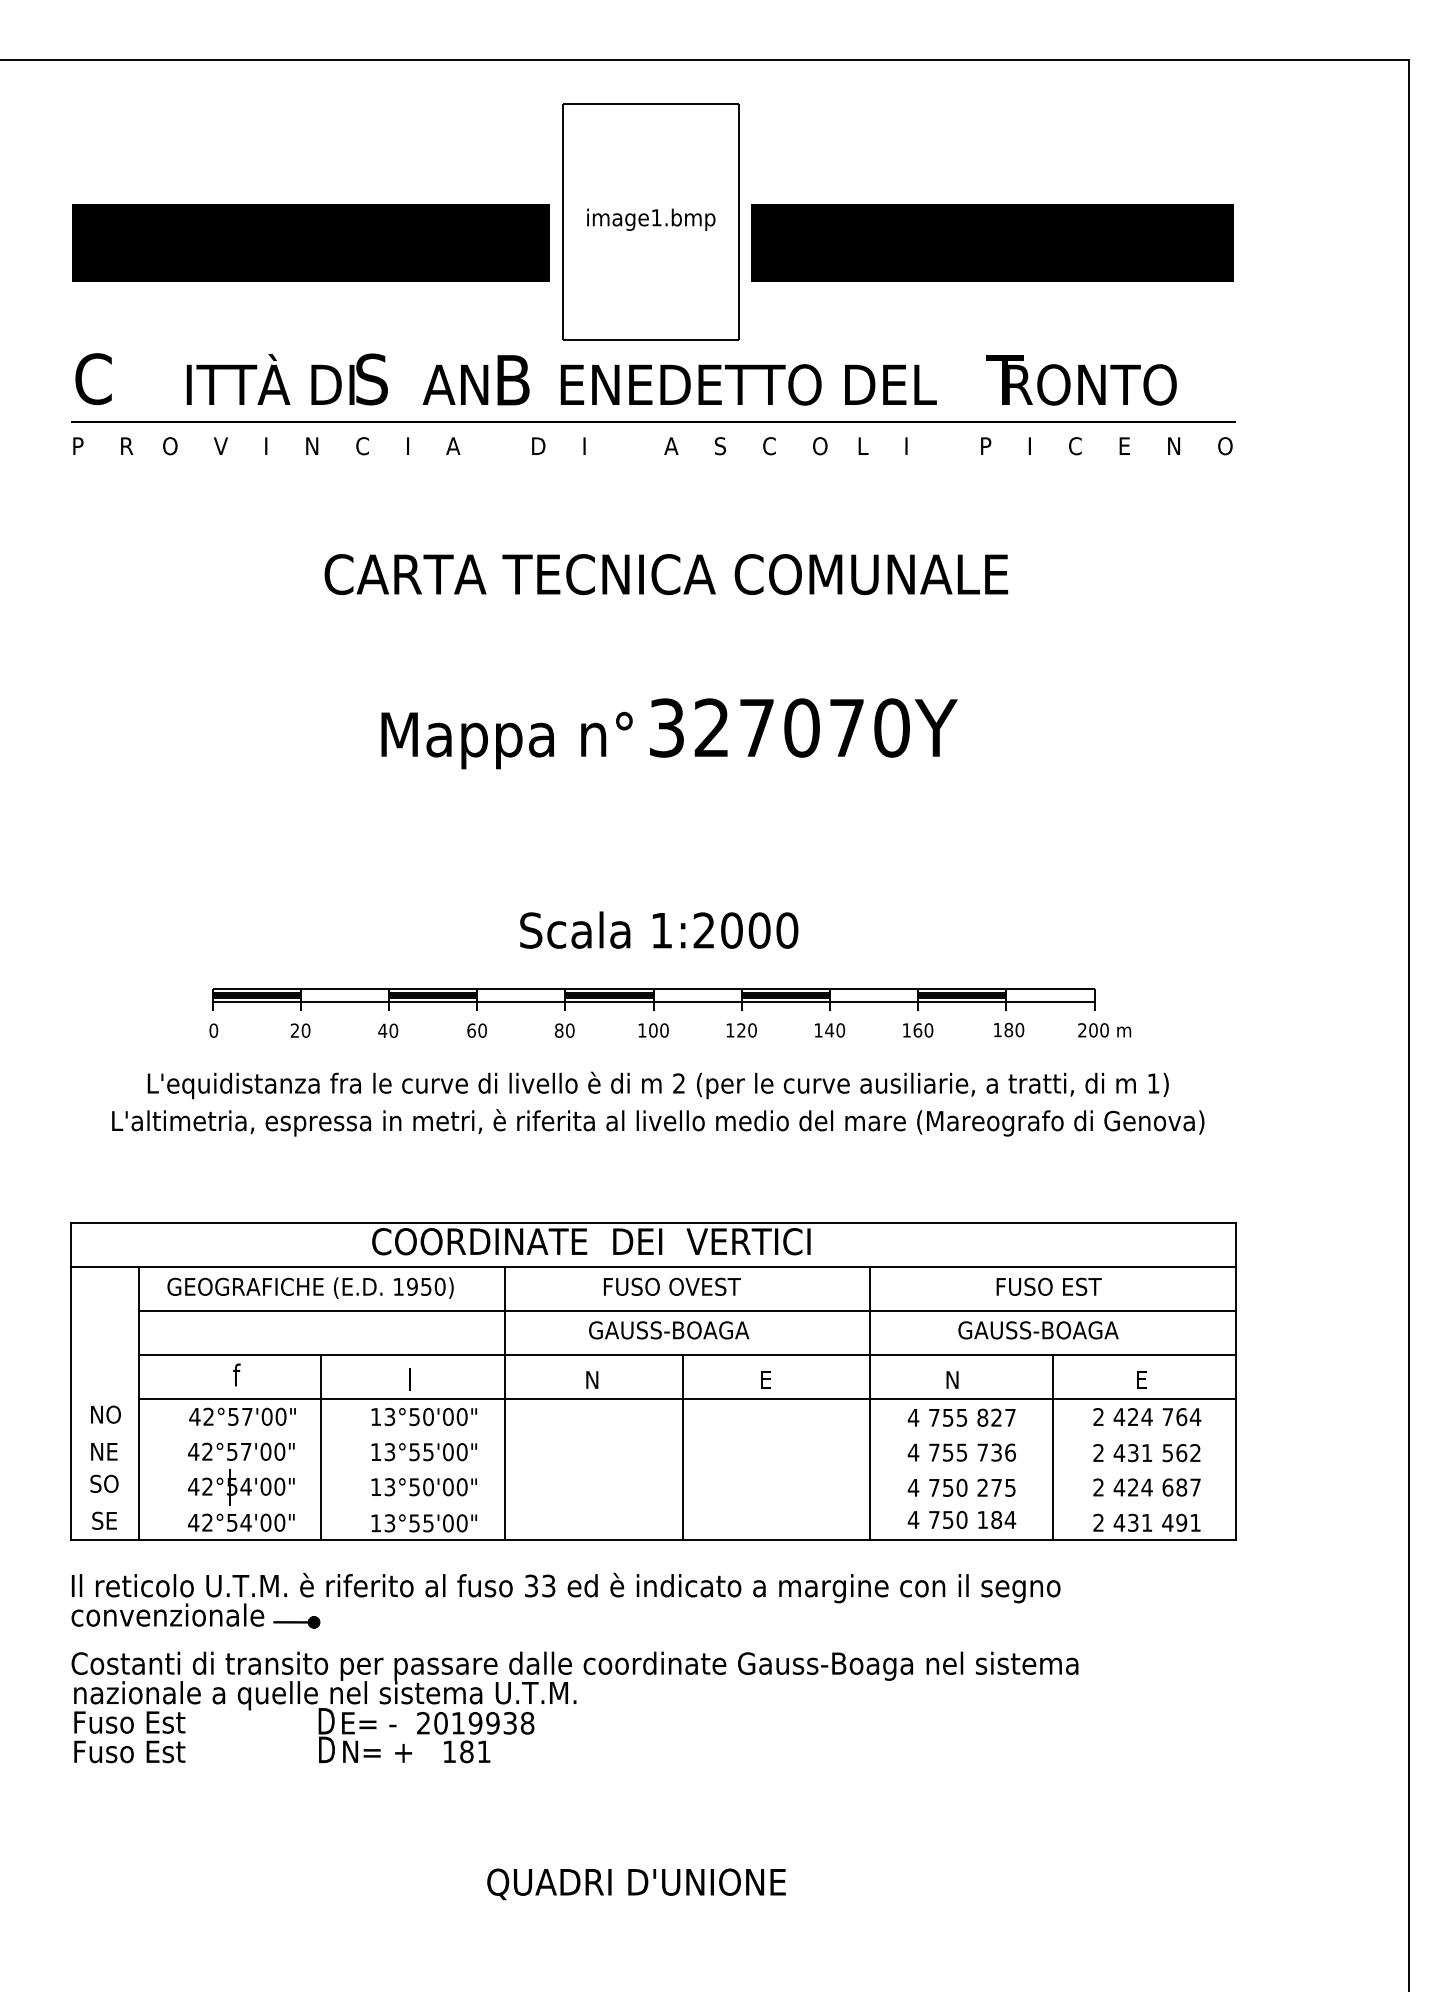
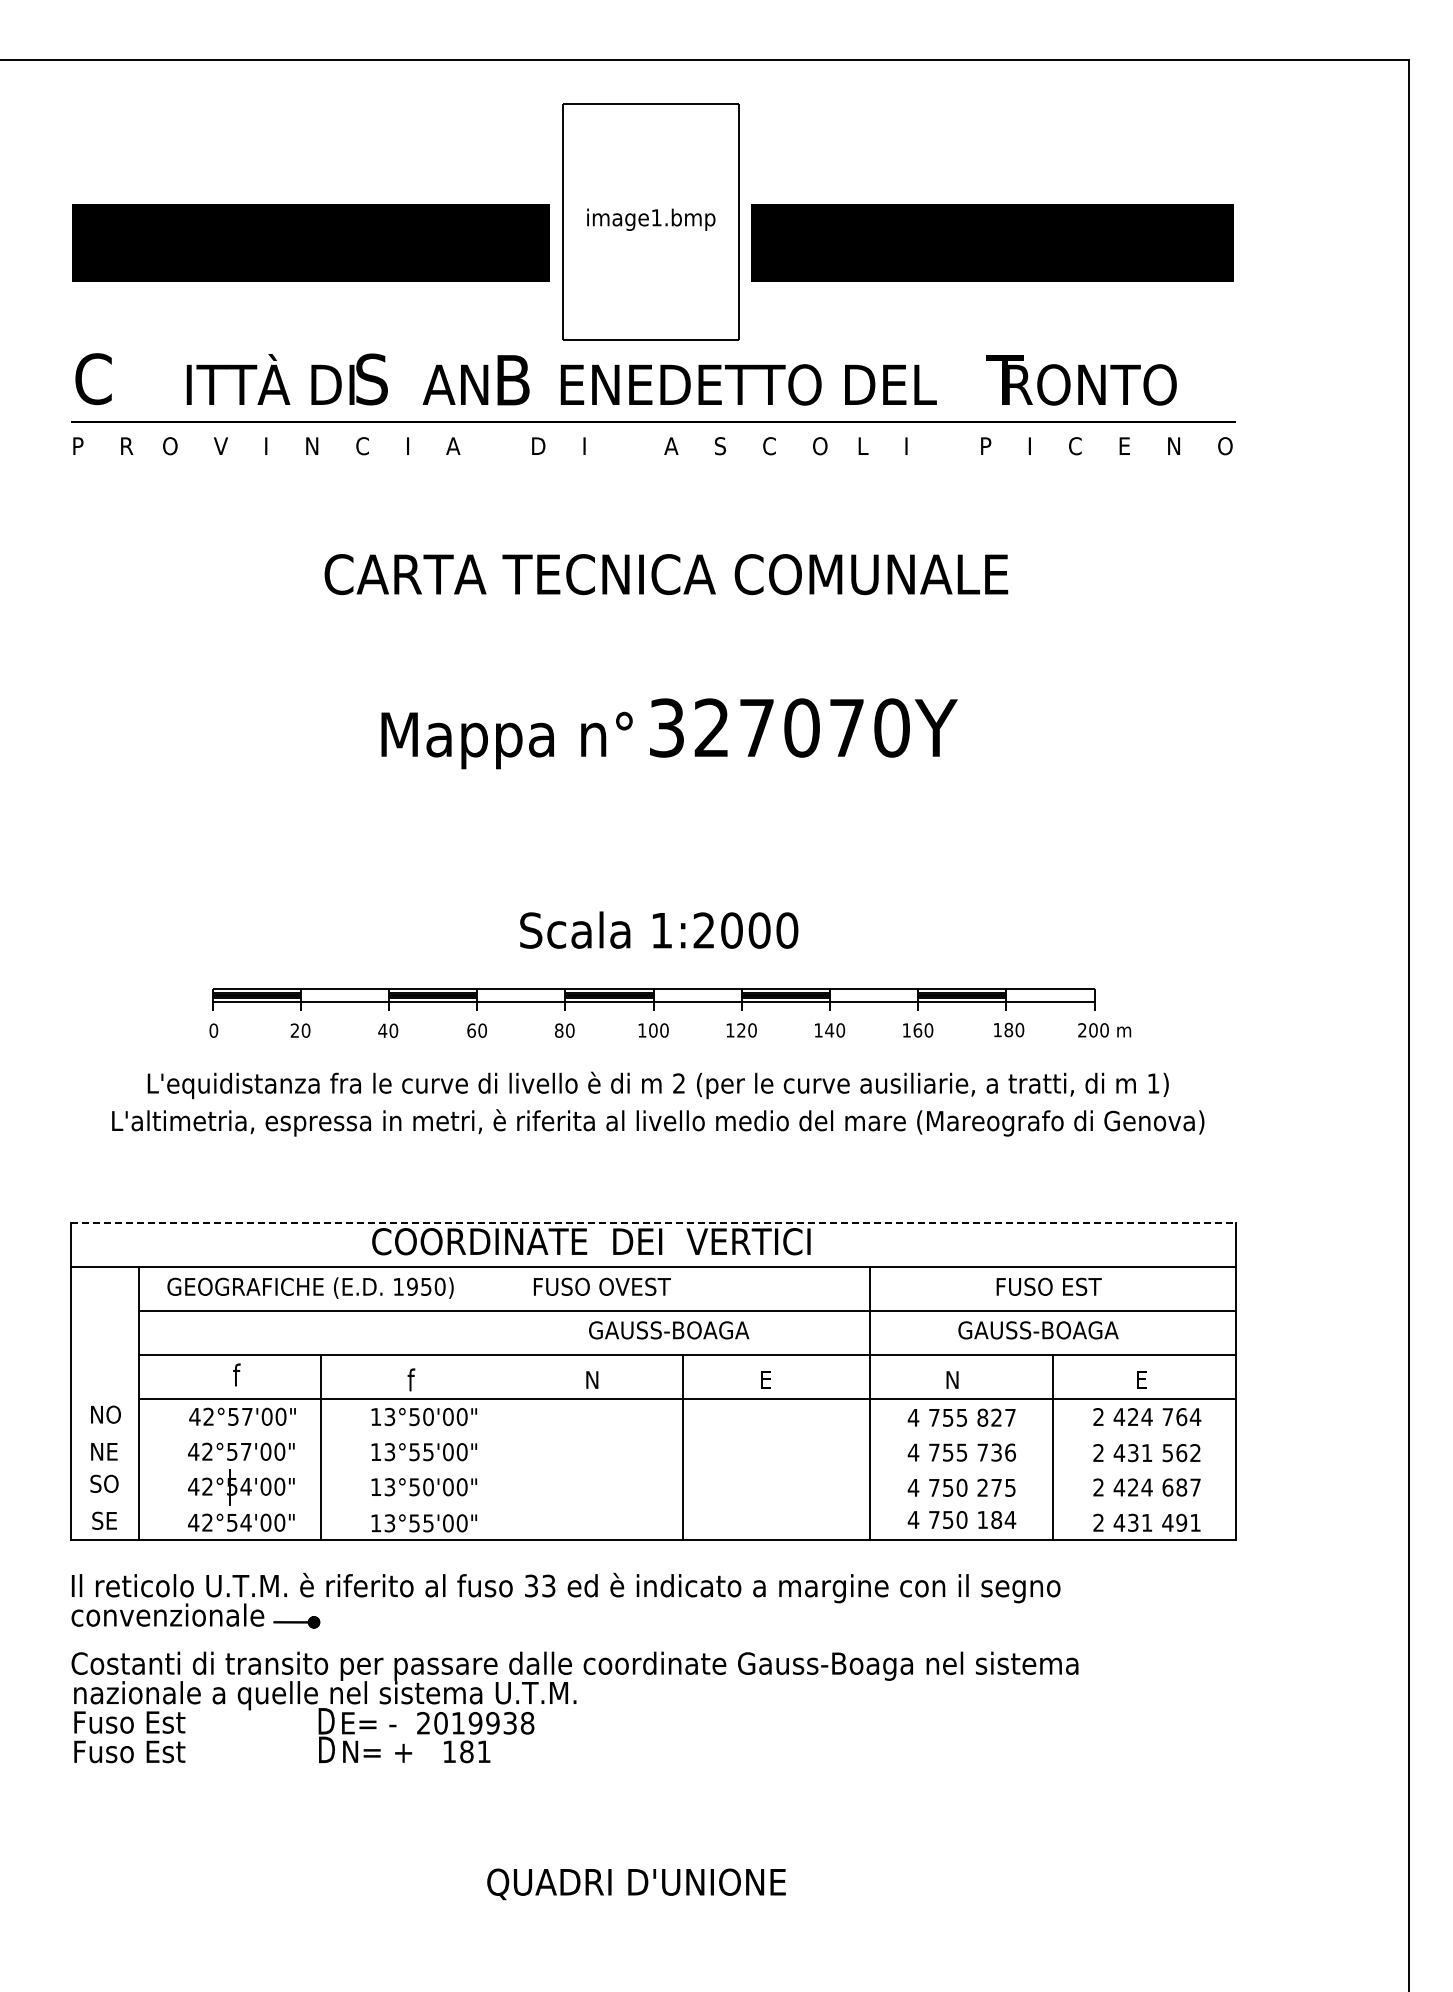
line: solid -> dashed (654, 1222)
text position: (672, 1286) -> (602, 1286) (602, 1286)
text: l -> f (411, 1379)
line: present -> none (504, 1403)
